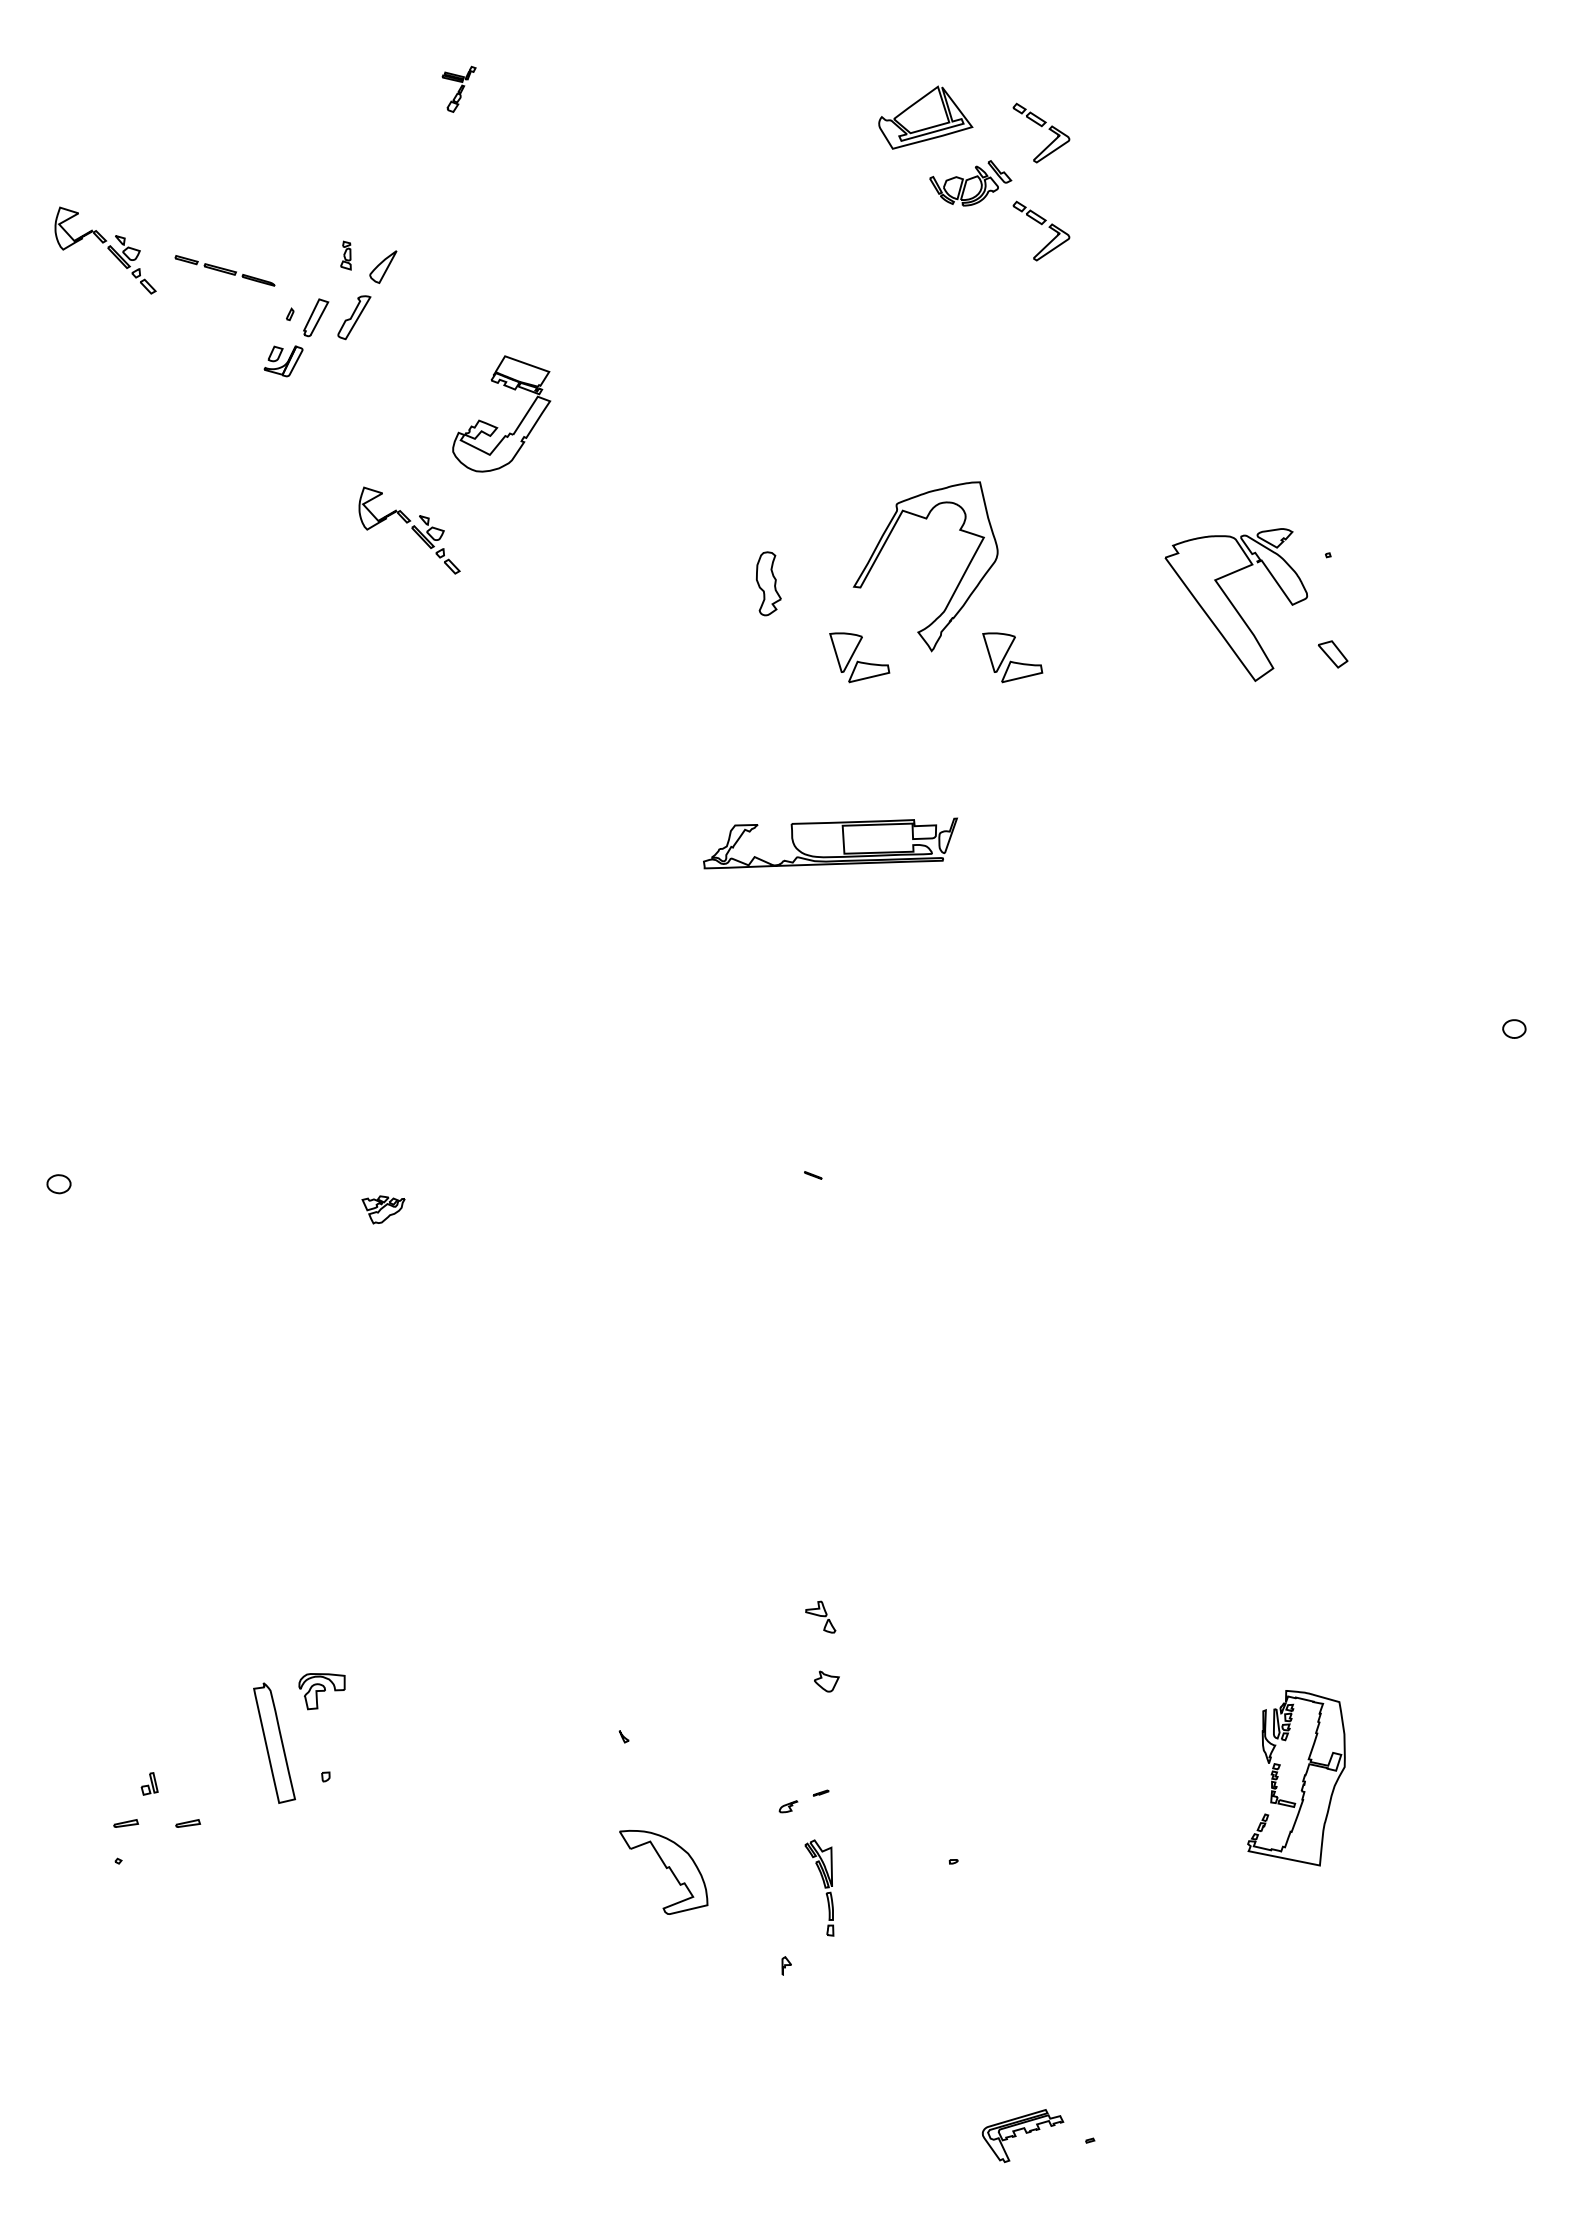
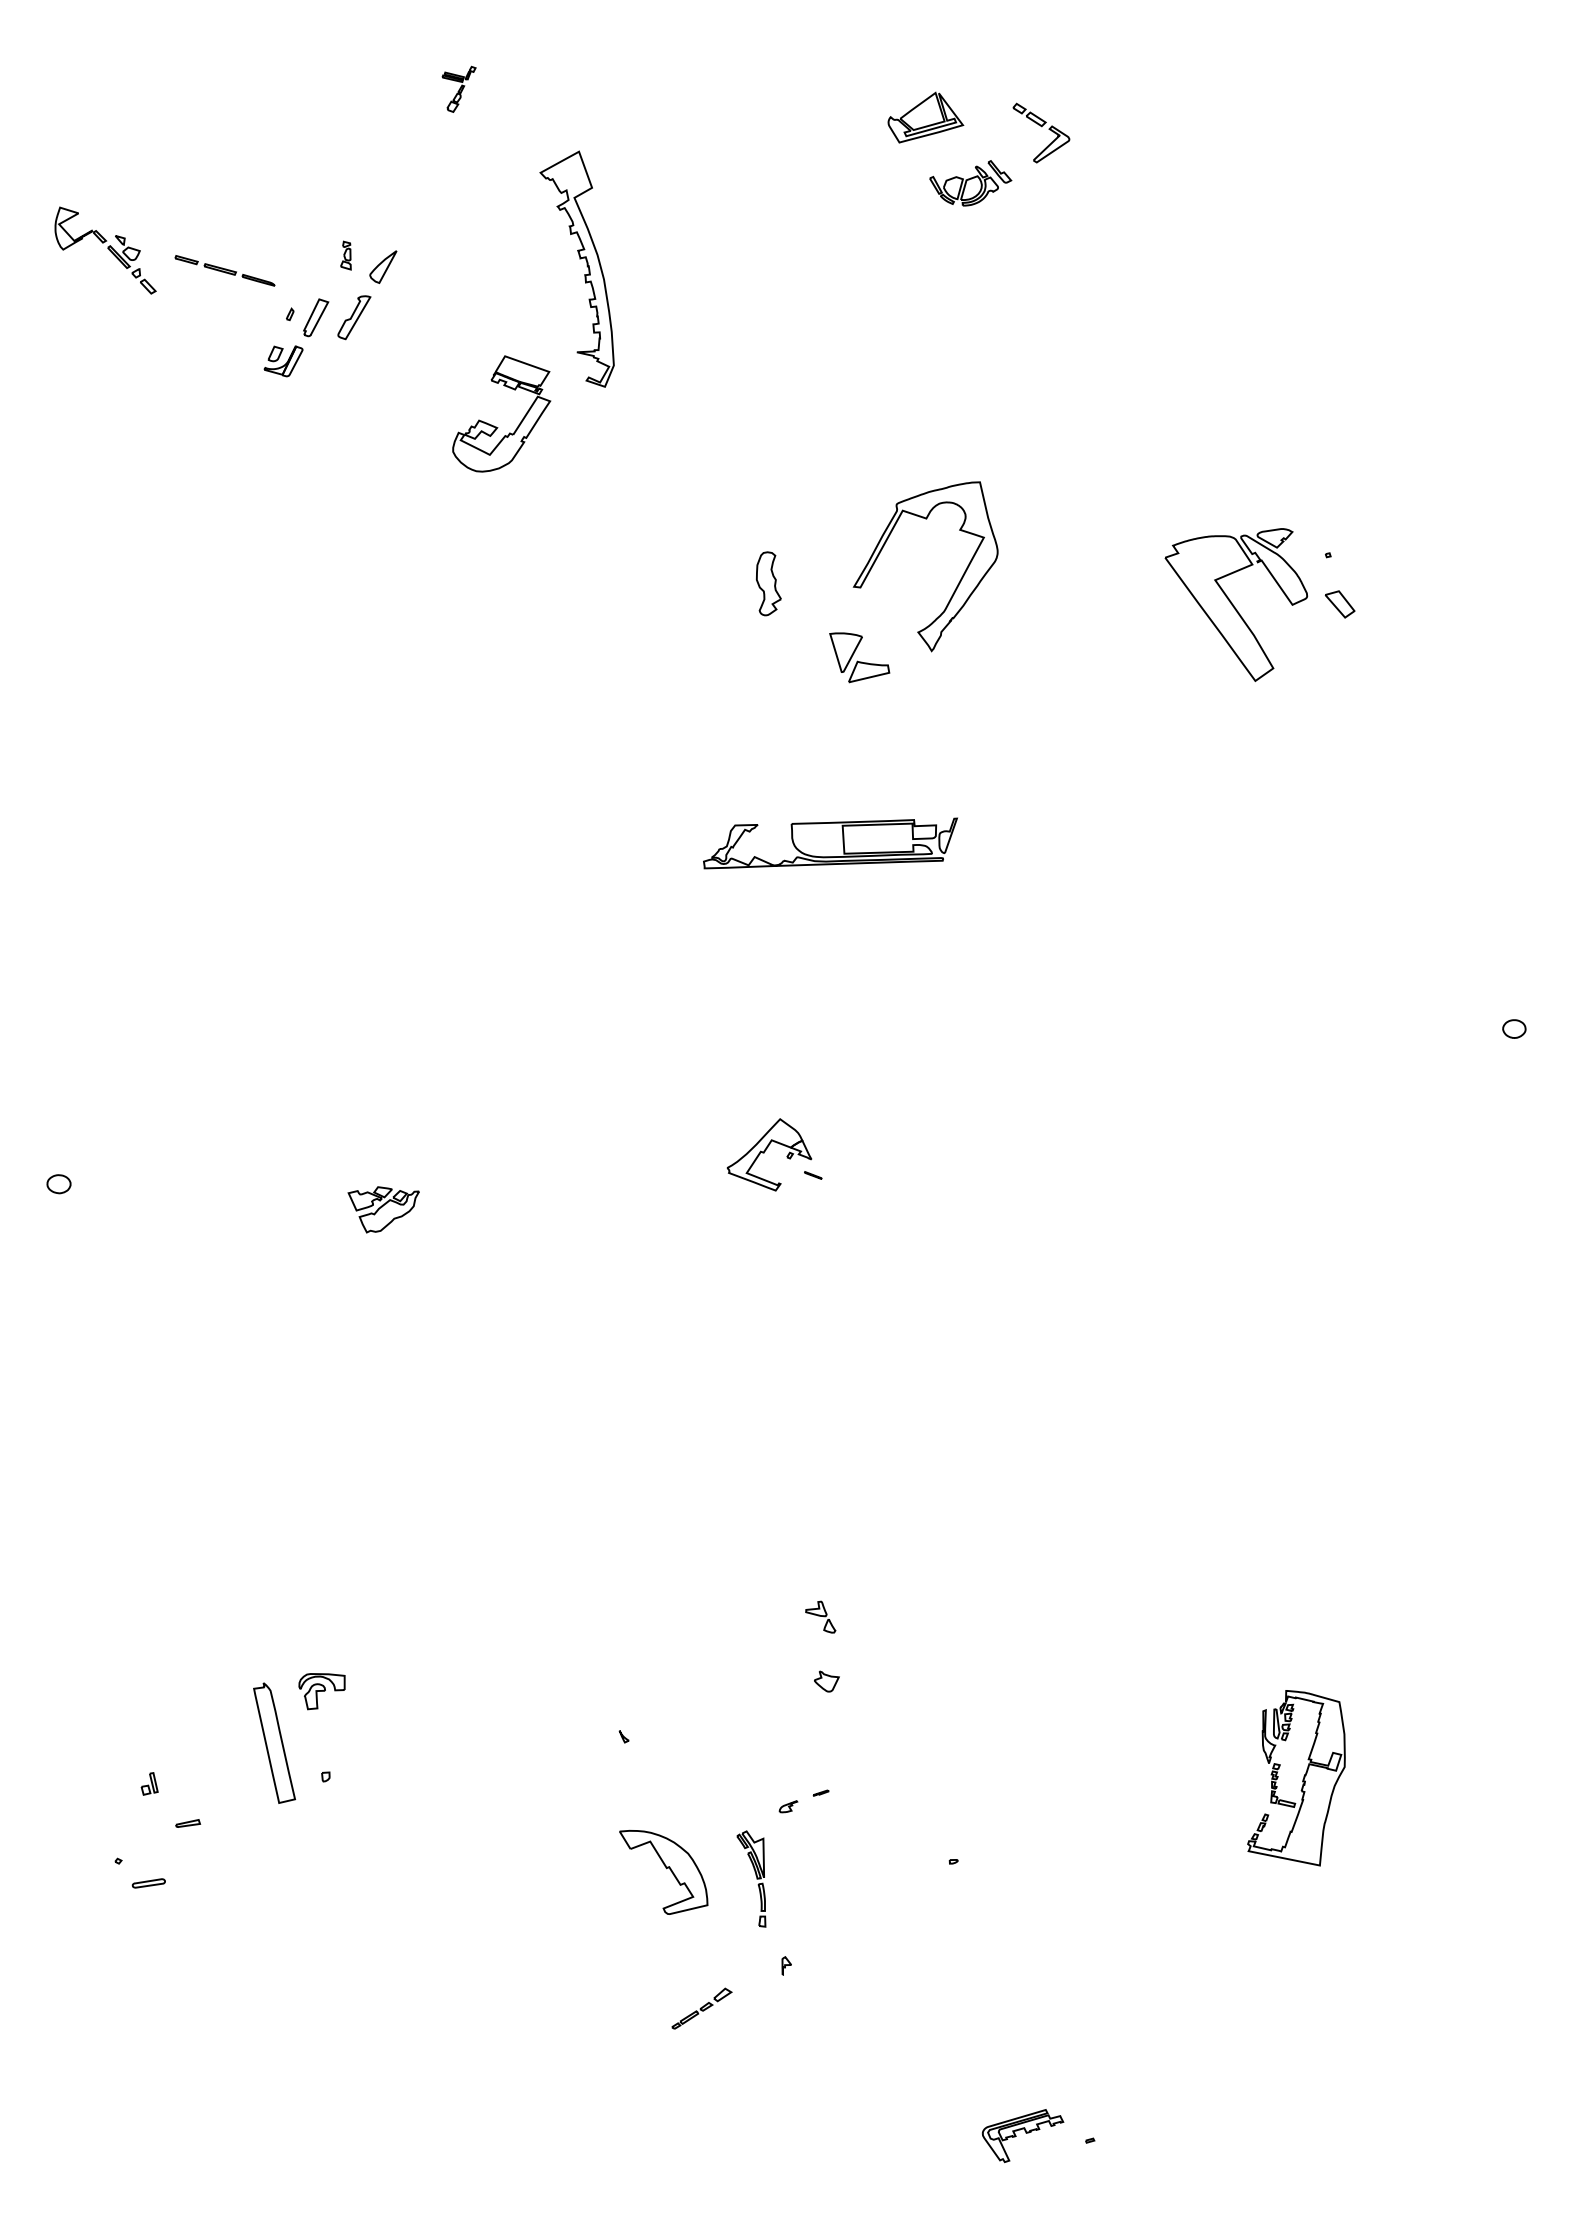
part size: 96x65 px -> 78x53 px (925, 117)
part: present -> none (1041, 230)
part: none -> present (579, 259)
part: present -> none (409, 530)
part position: (1332, 654) -> (1339, 604) (1339, 604)
part: present -> none (1012, 657)
part: none -> present (769, 1154)
part size: 45x30 px -> 73x48 px (383, 1209)
part: present -> none (126, 1823)
part: none -> present (148, 1883)
part position: (819, 1887) -> (751, 1878) (751, 1878)
part: none -> present (701, 2008)
